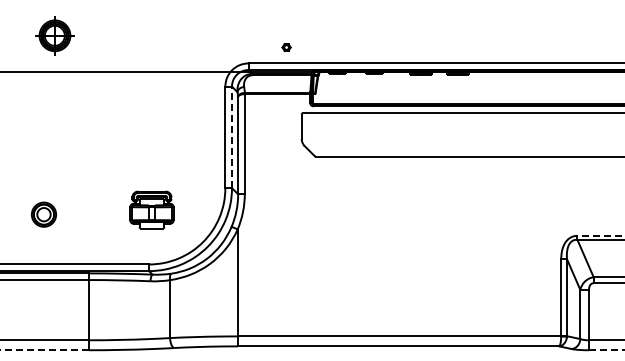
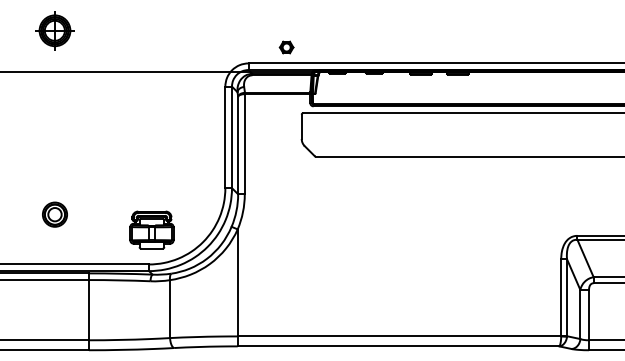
part position: (54, 35) -> (54, 30) (54, 30)
part size: 11x9 px -> 17x15 px (286, 47)
line: dashed -> solid (232, 137)
part position: (151, 209) -> (151, 229) (151, 229)
part position: (43, 214) -> (54, 214) (54, 214)
line: dashed -> solid (600, 235)
line: dashed -> solid (43, 350)
line: dashed -> solid (607, 350)
